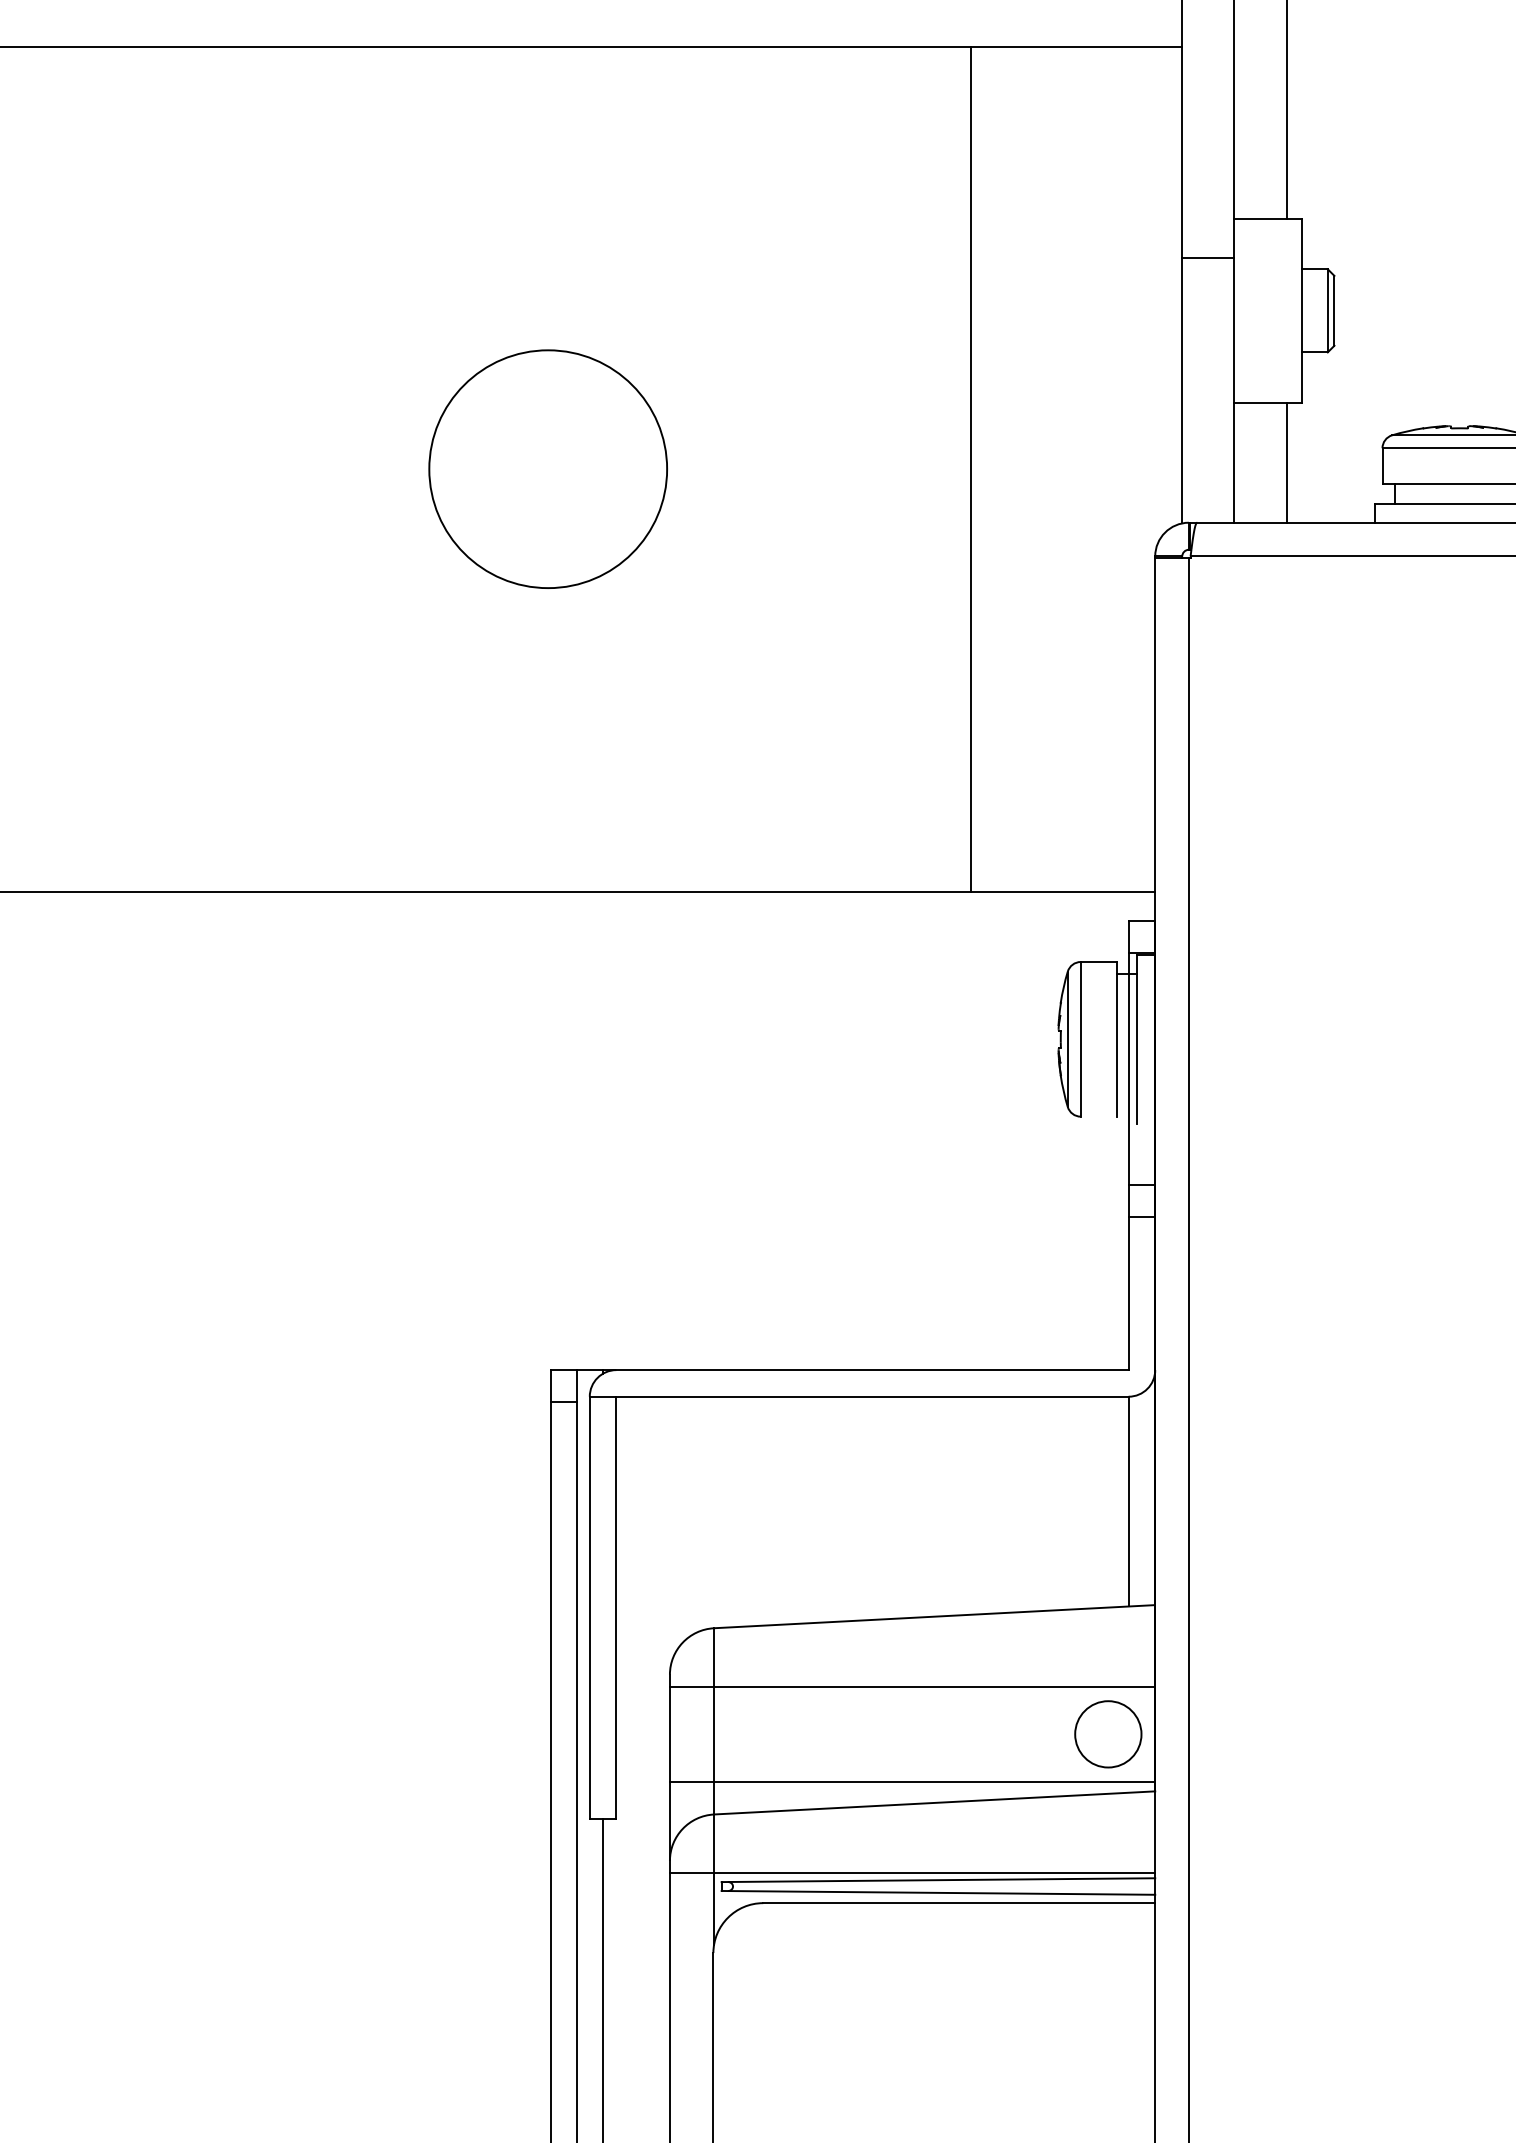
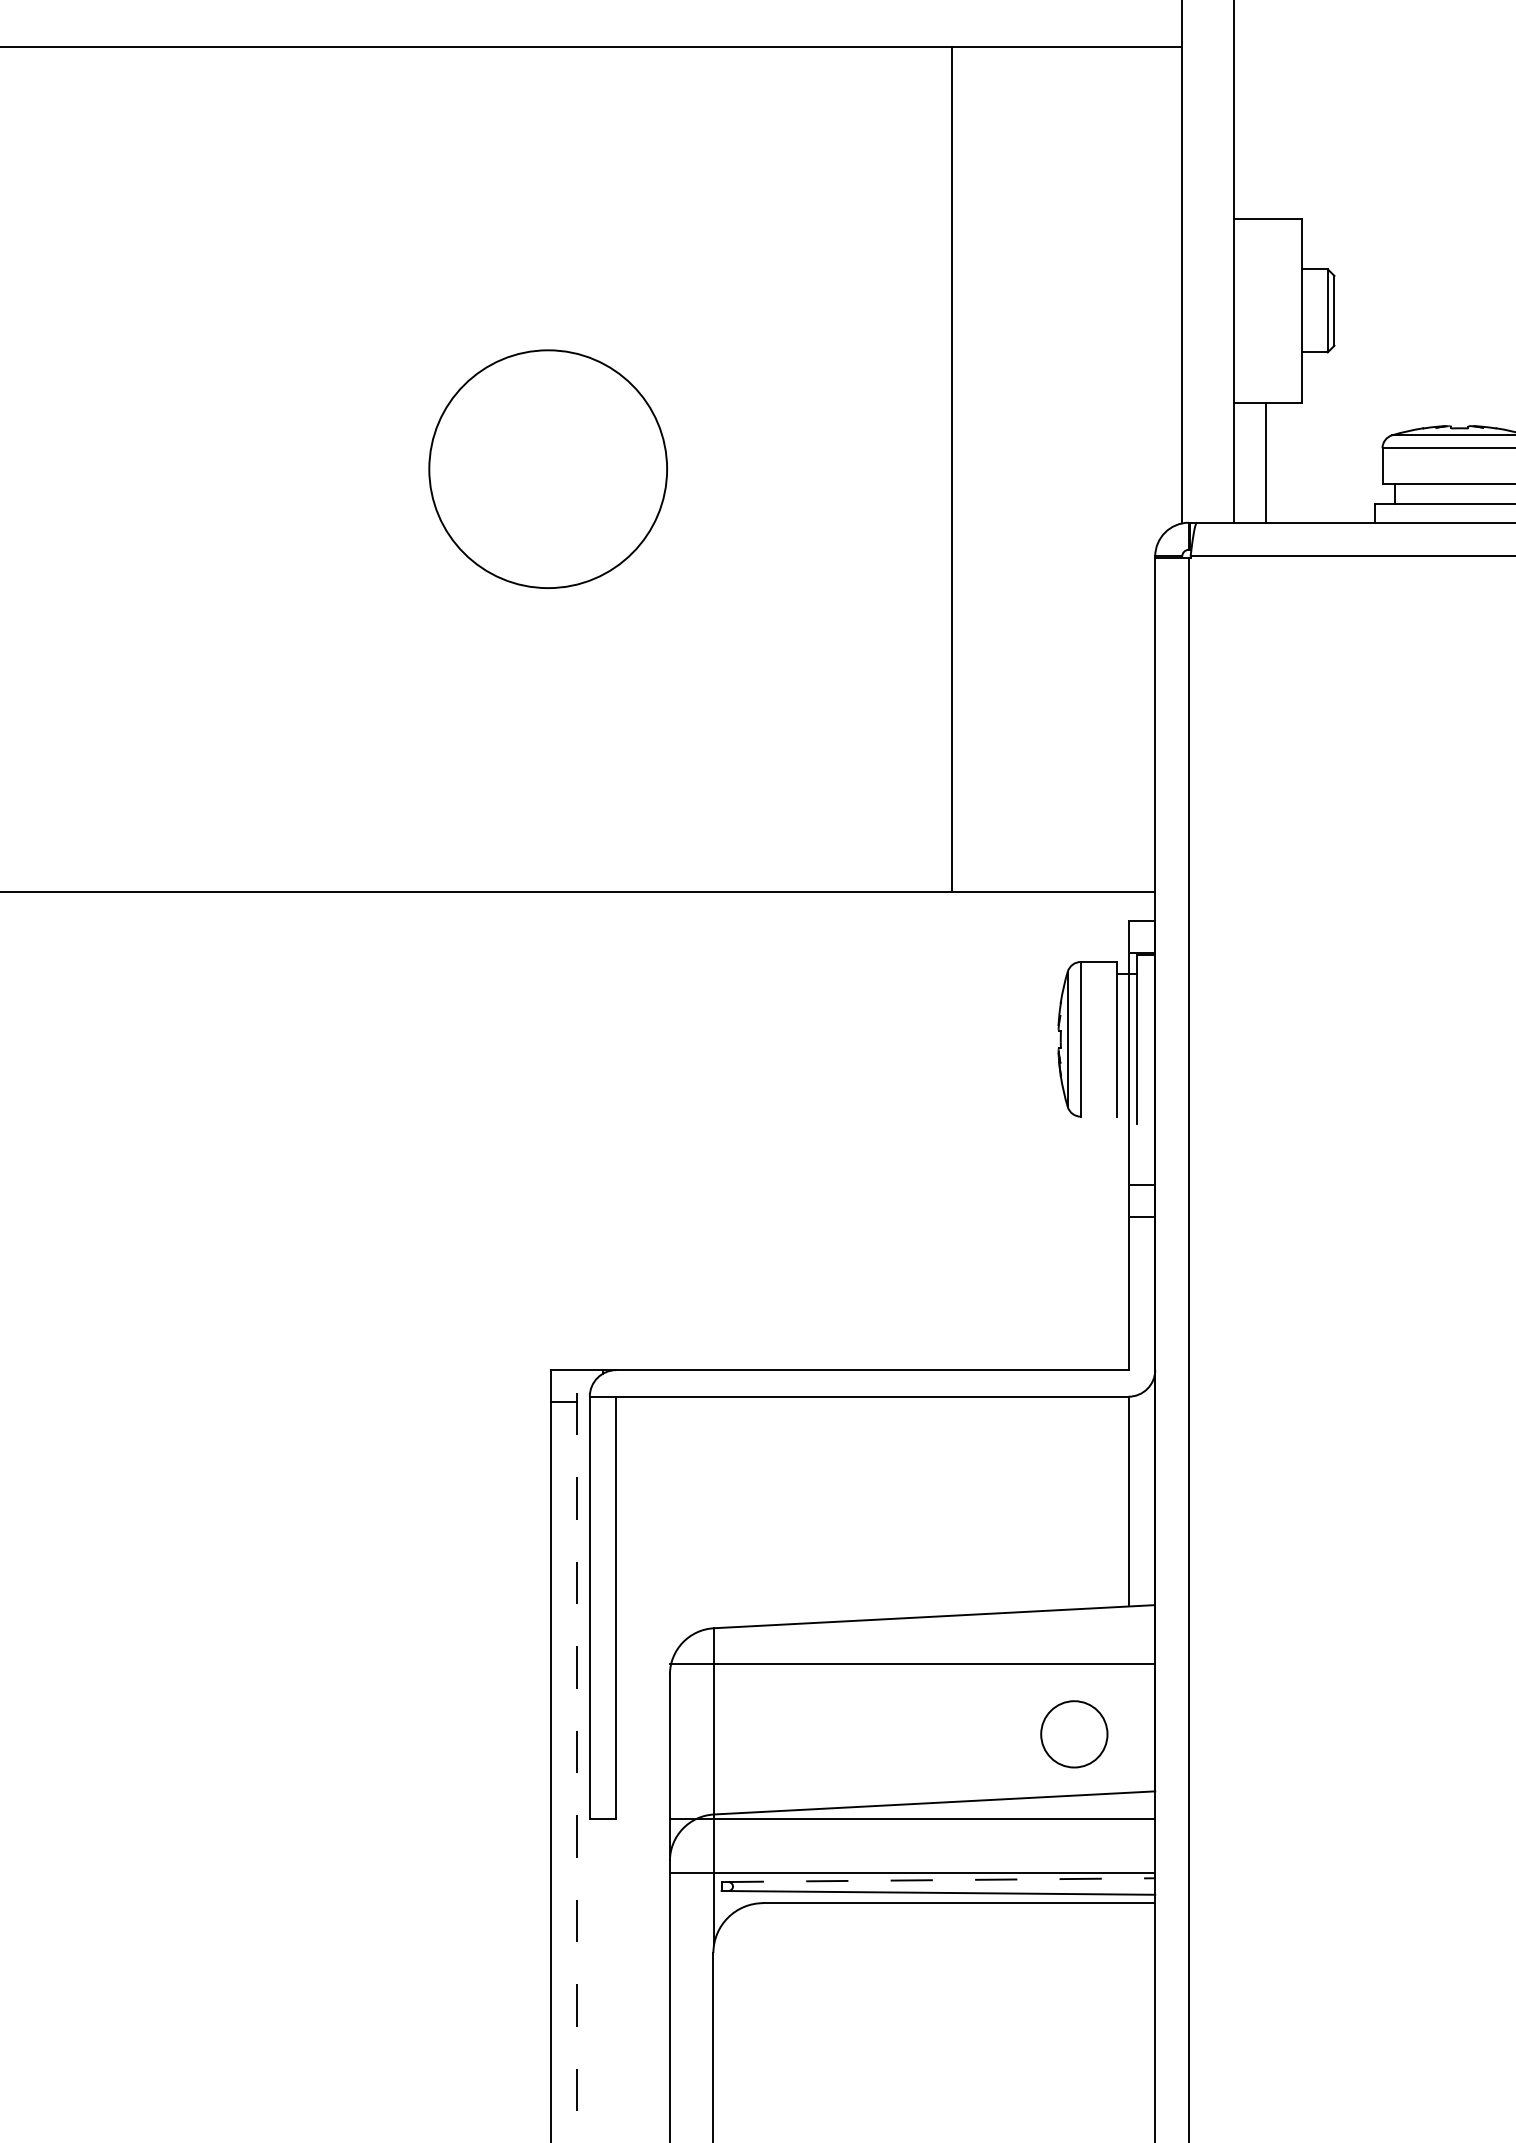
line: present -> none (1286, 110)
line: present -> none (1207, 258)
line position: (1286, 462) -> (1265, 462) (1265, 462)
line position: (970, 468) -> (951, 468) (951, 468)
line position: (911, 1686) -> (911, 1663) (911, 1663)
circle position: (1108, 1734) -> (1074, 1734) (1074, 1734)
line: solid -> dashed (577, 1756)
line position: (911, 1781) -> (911, 1818) (911, 1818)
line: solid -> dashed (938, 1880)
line: present -> none (603, 1979)
